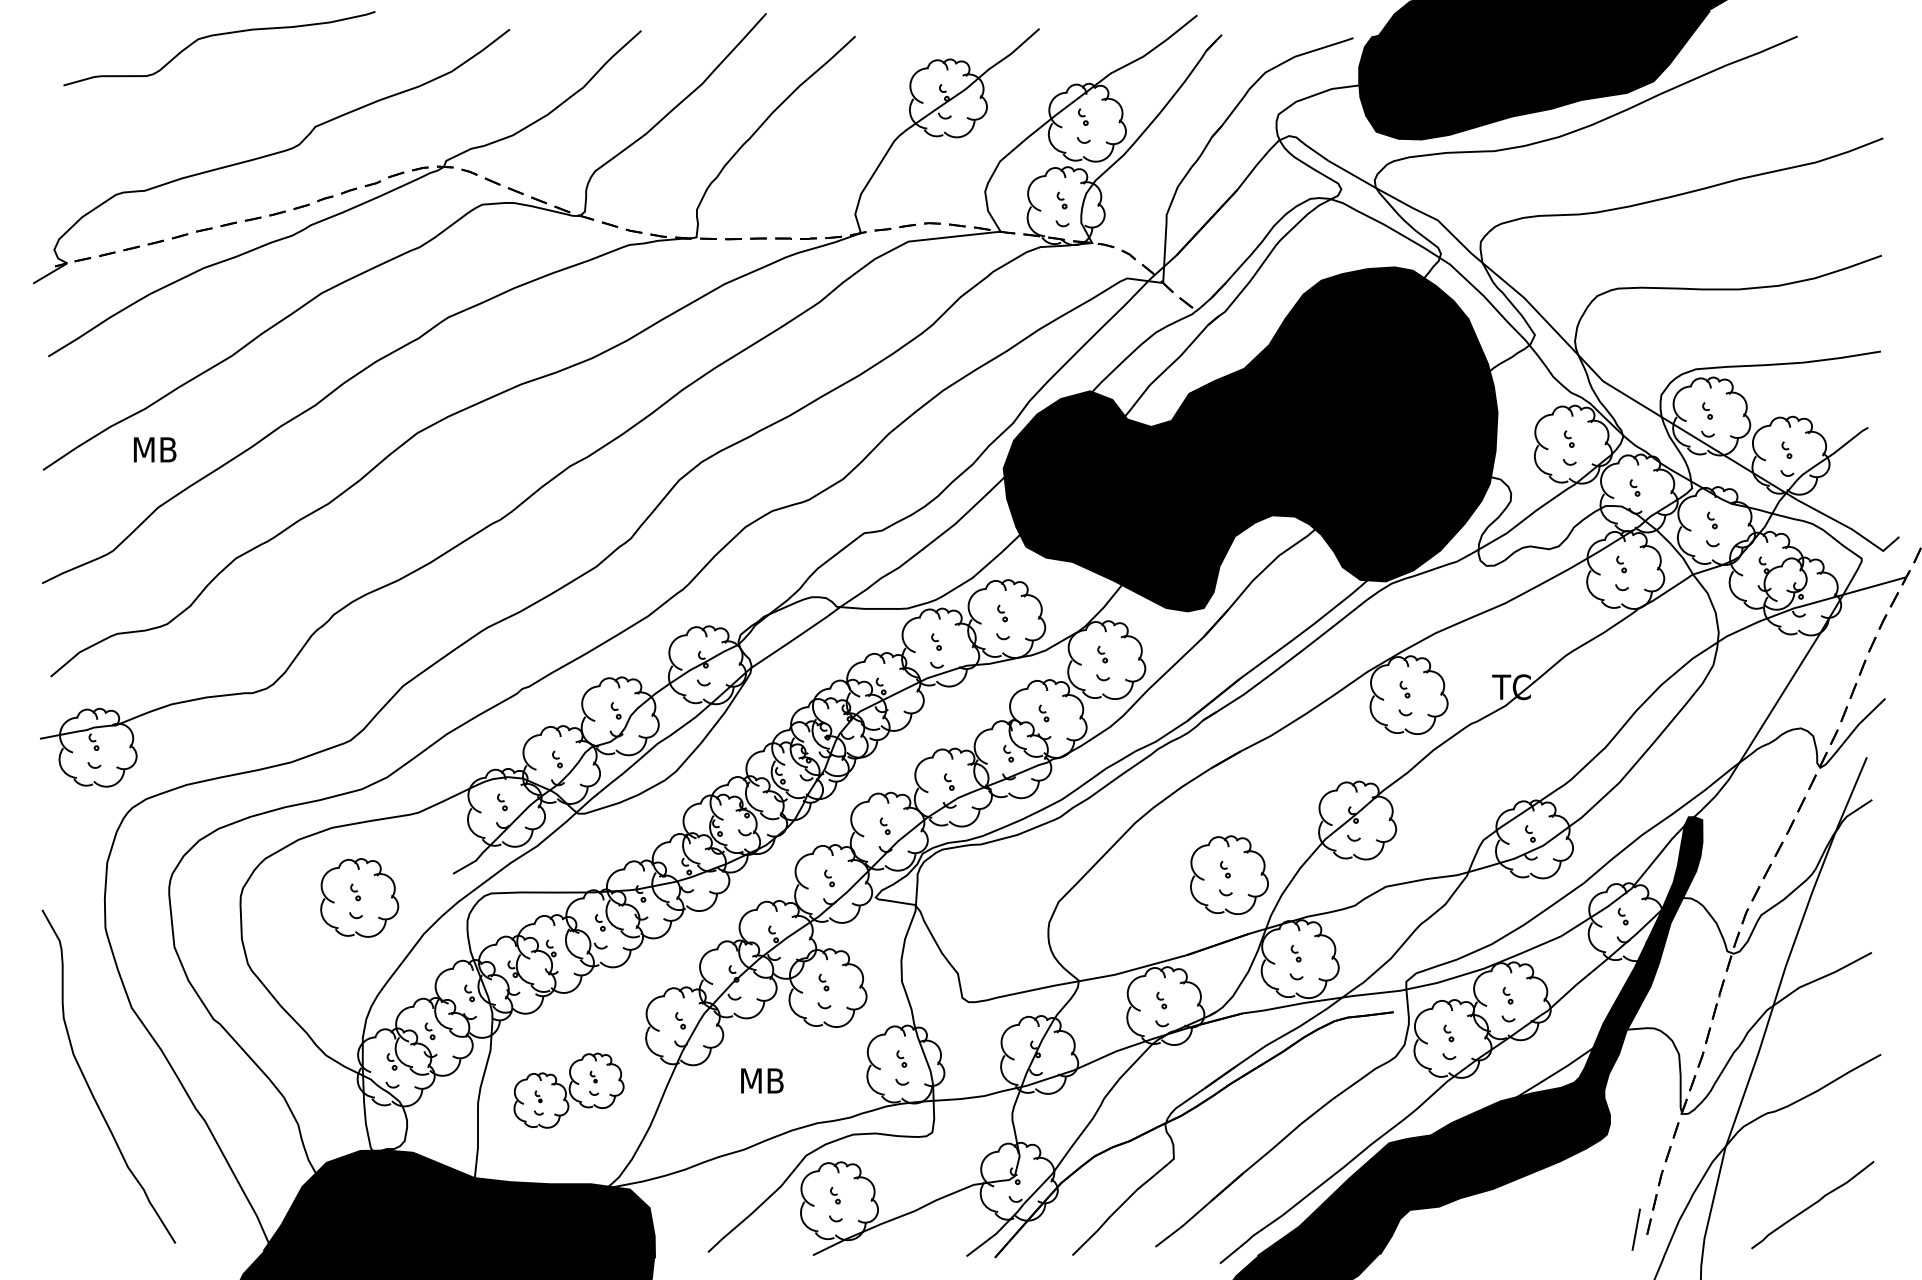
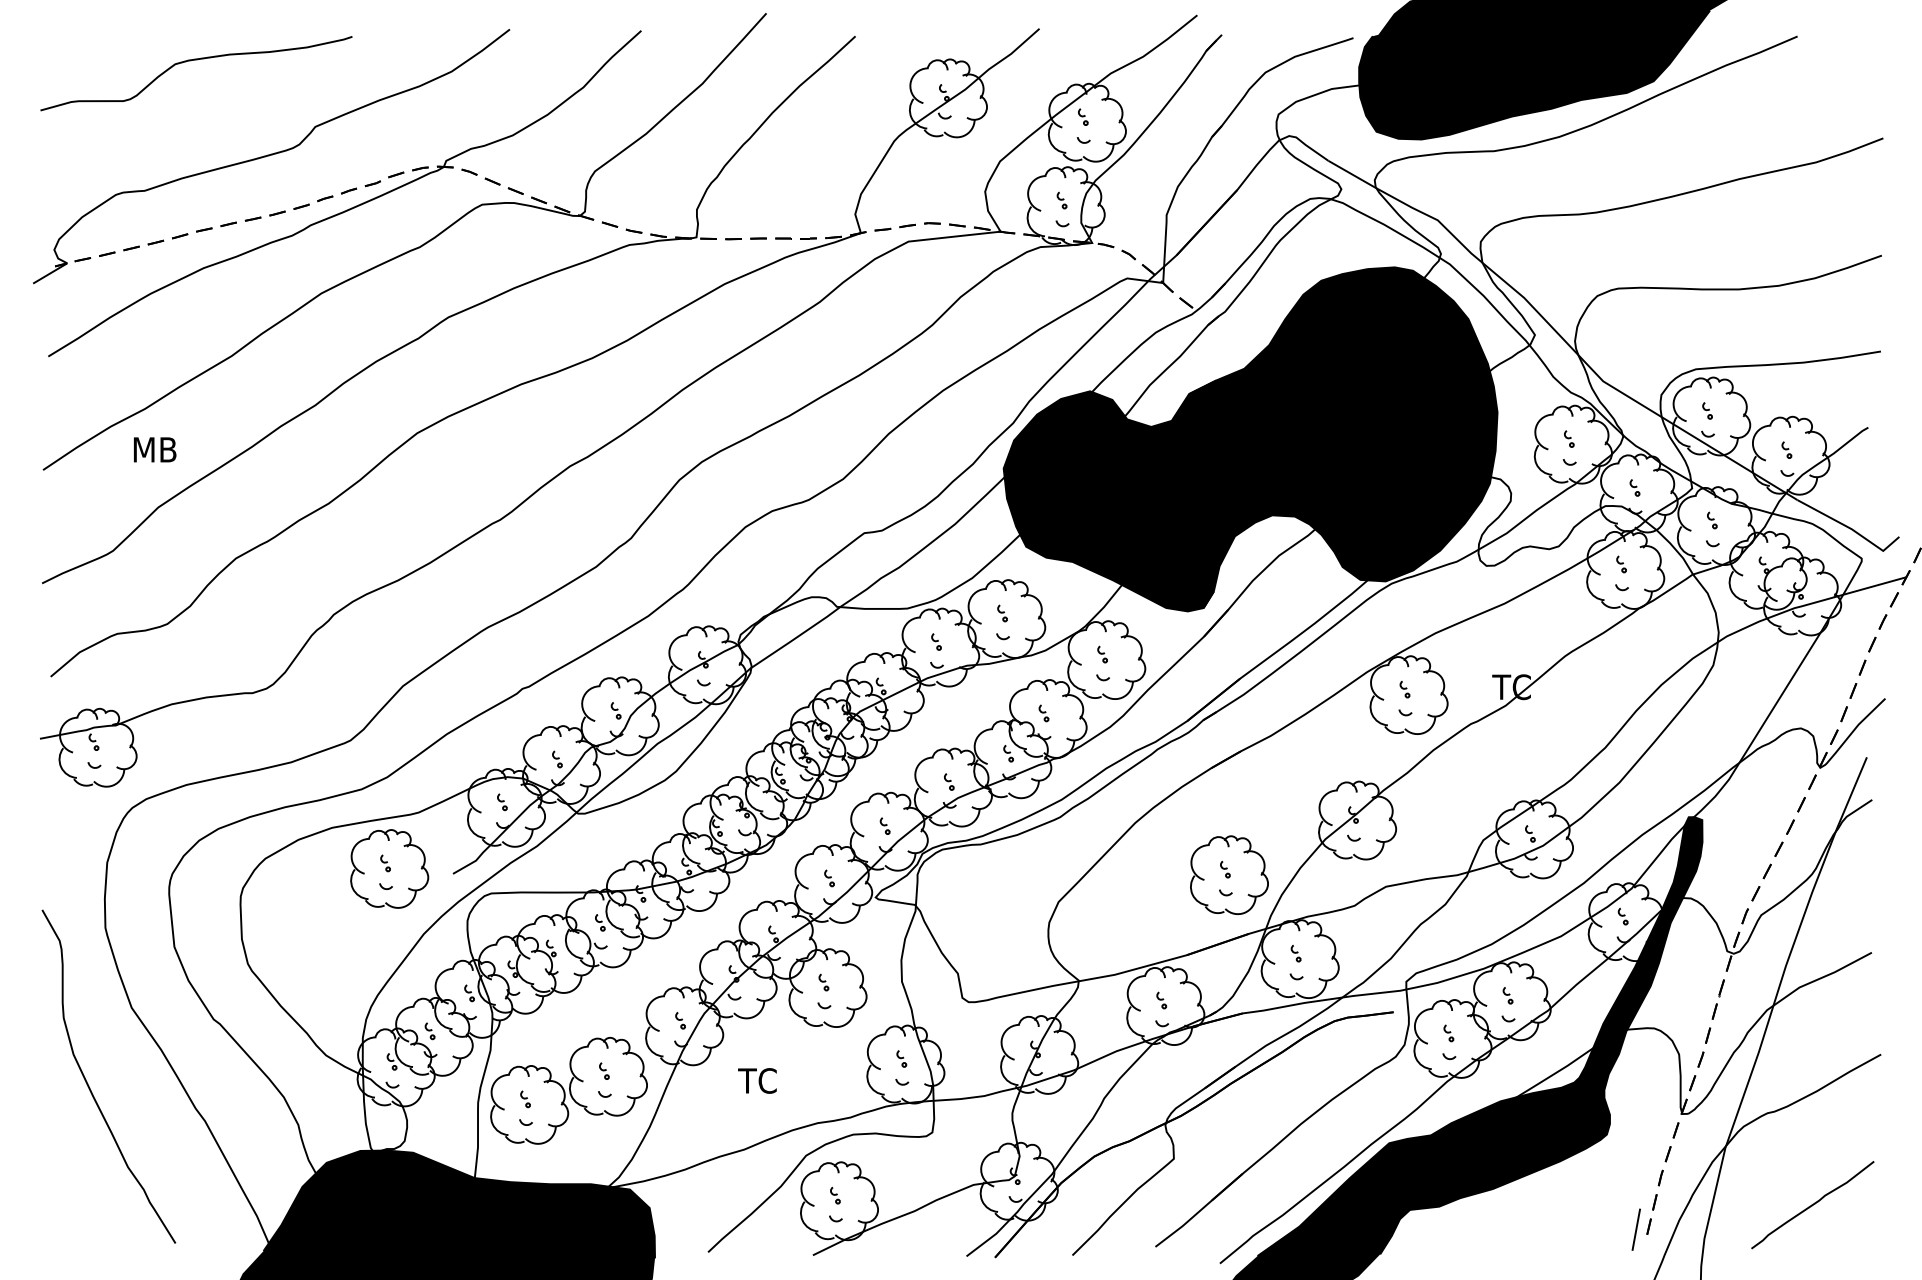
curve position: (219, 35) -> (196, 60) (196, 60)
part position: (359, 897) -> (389, 868) (389, 868)
text: MB -> TC (760, 1080)
part size: 112x77 px -> 158x109 px (568, 1090)
